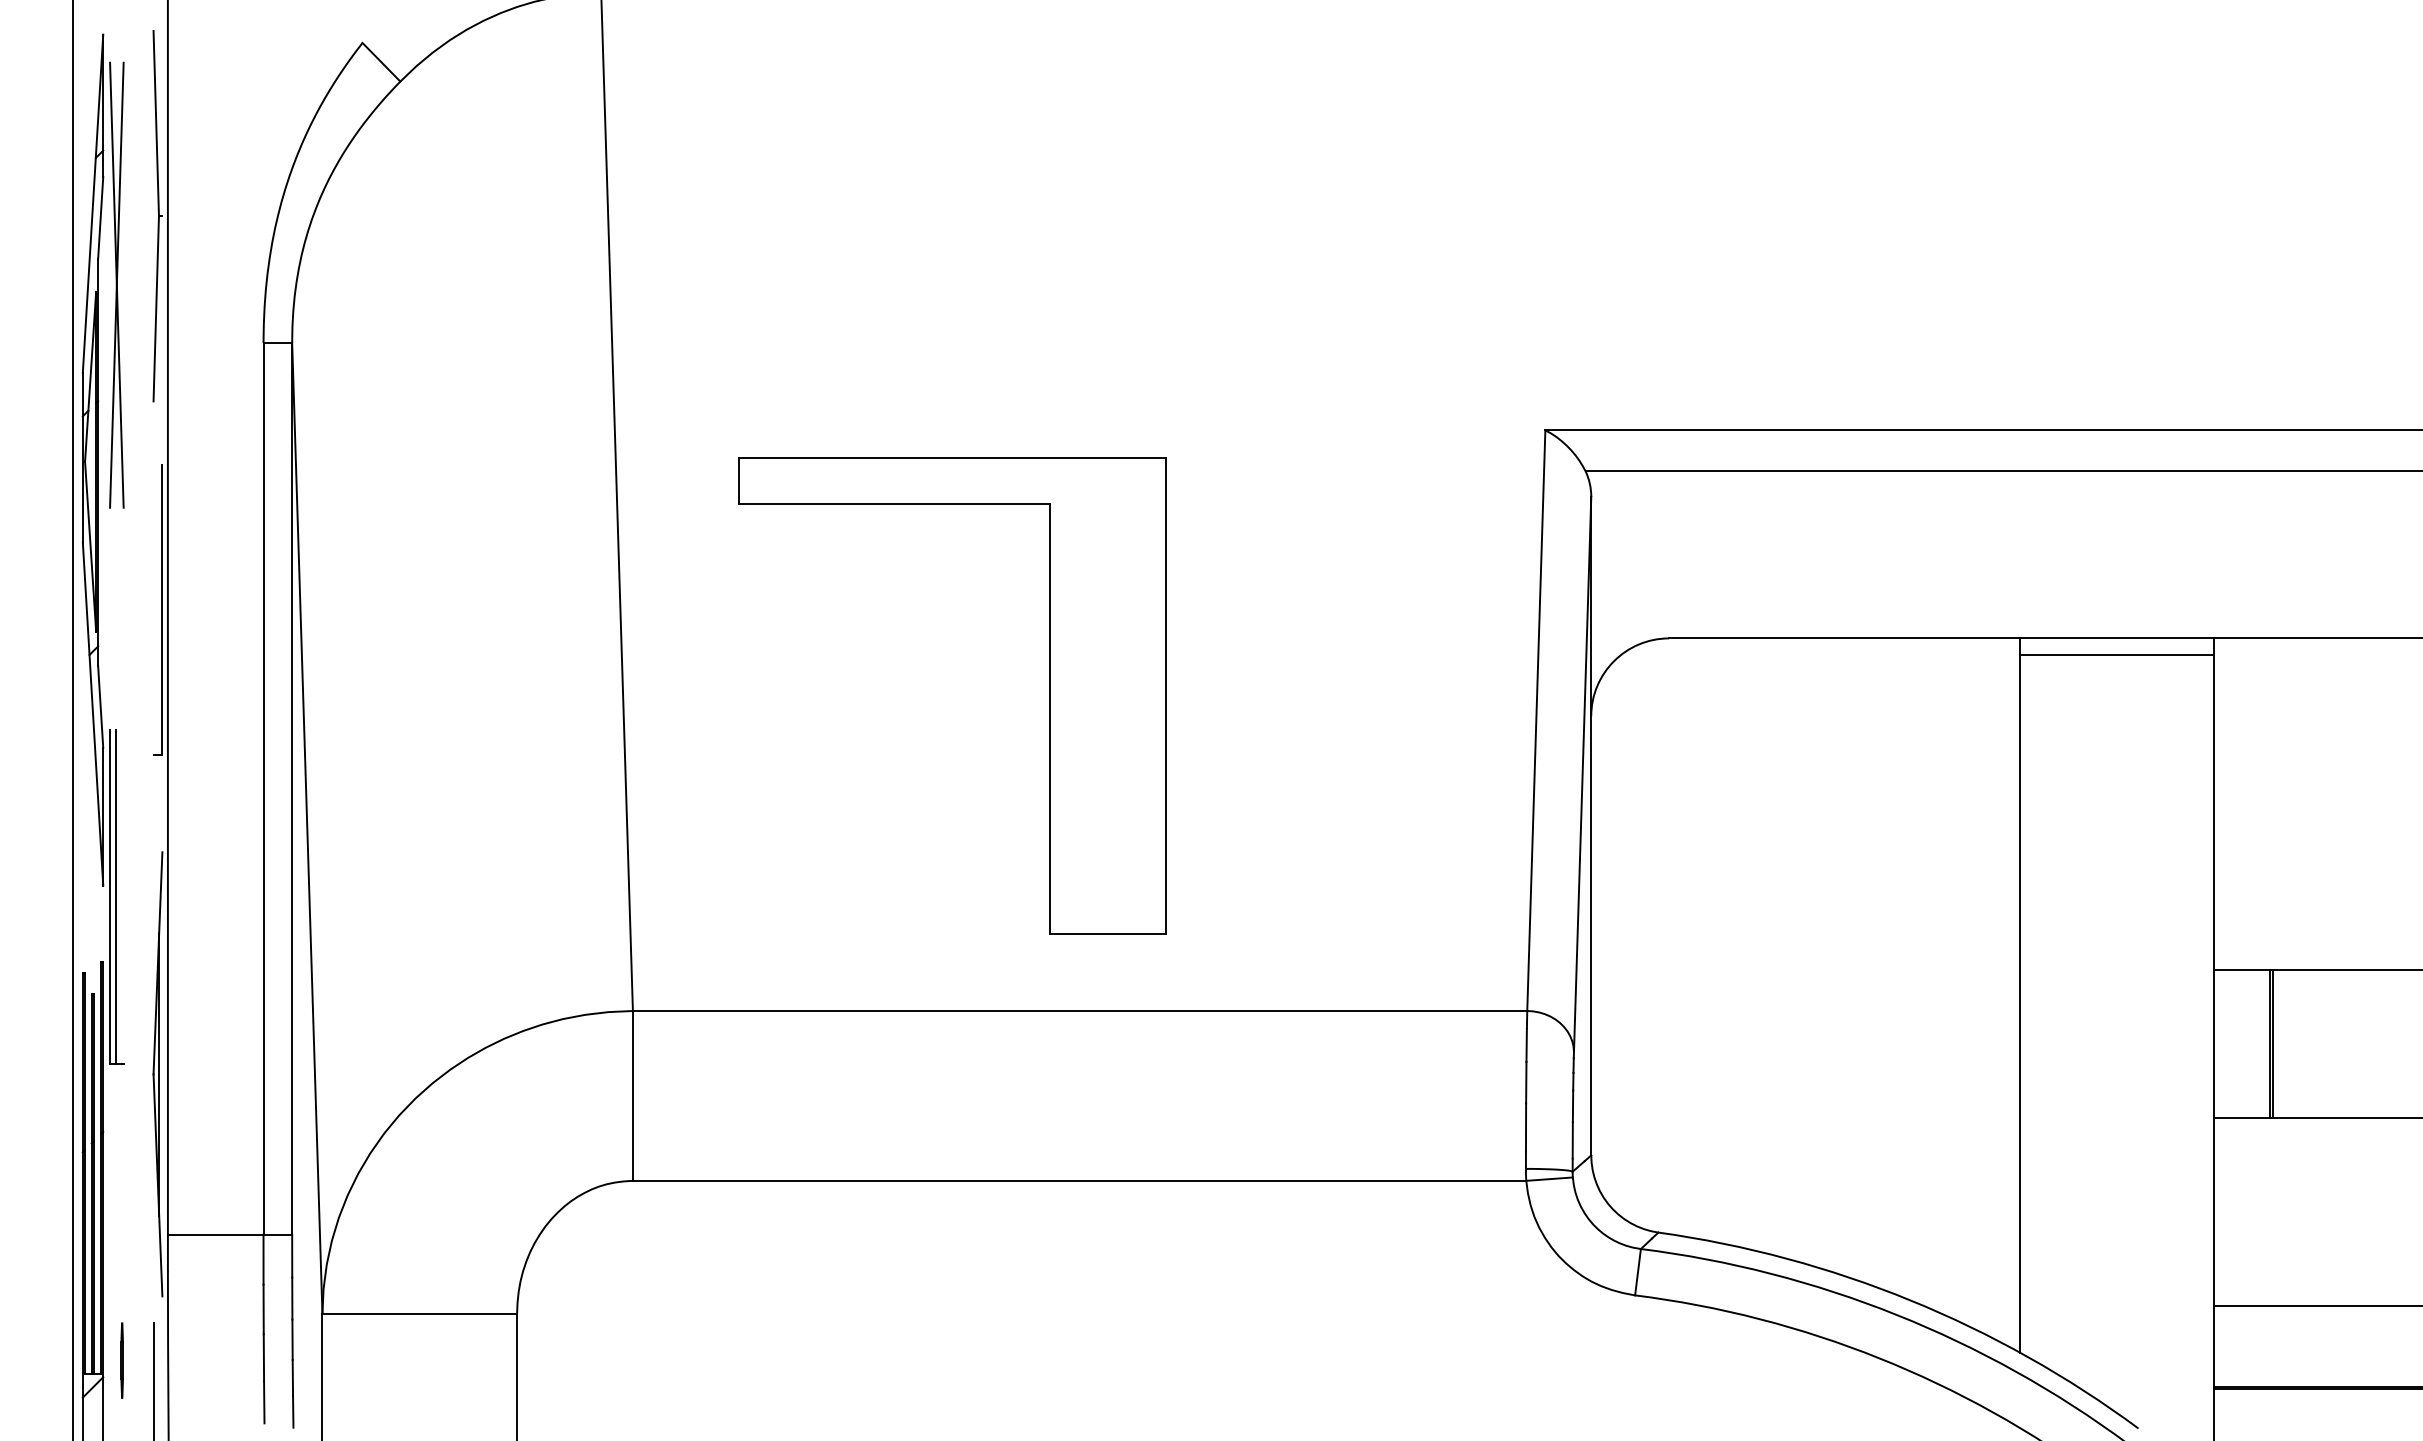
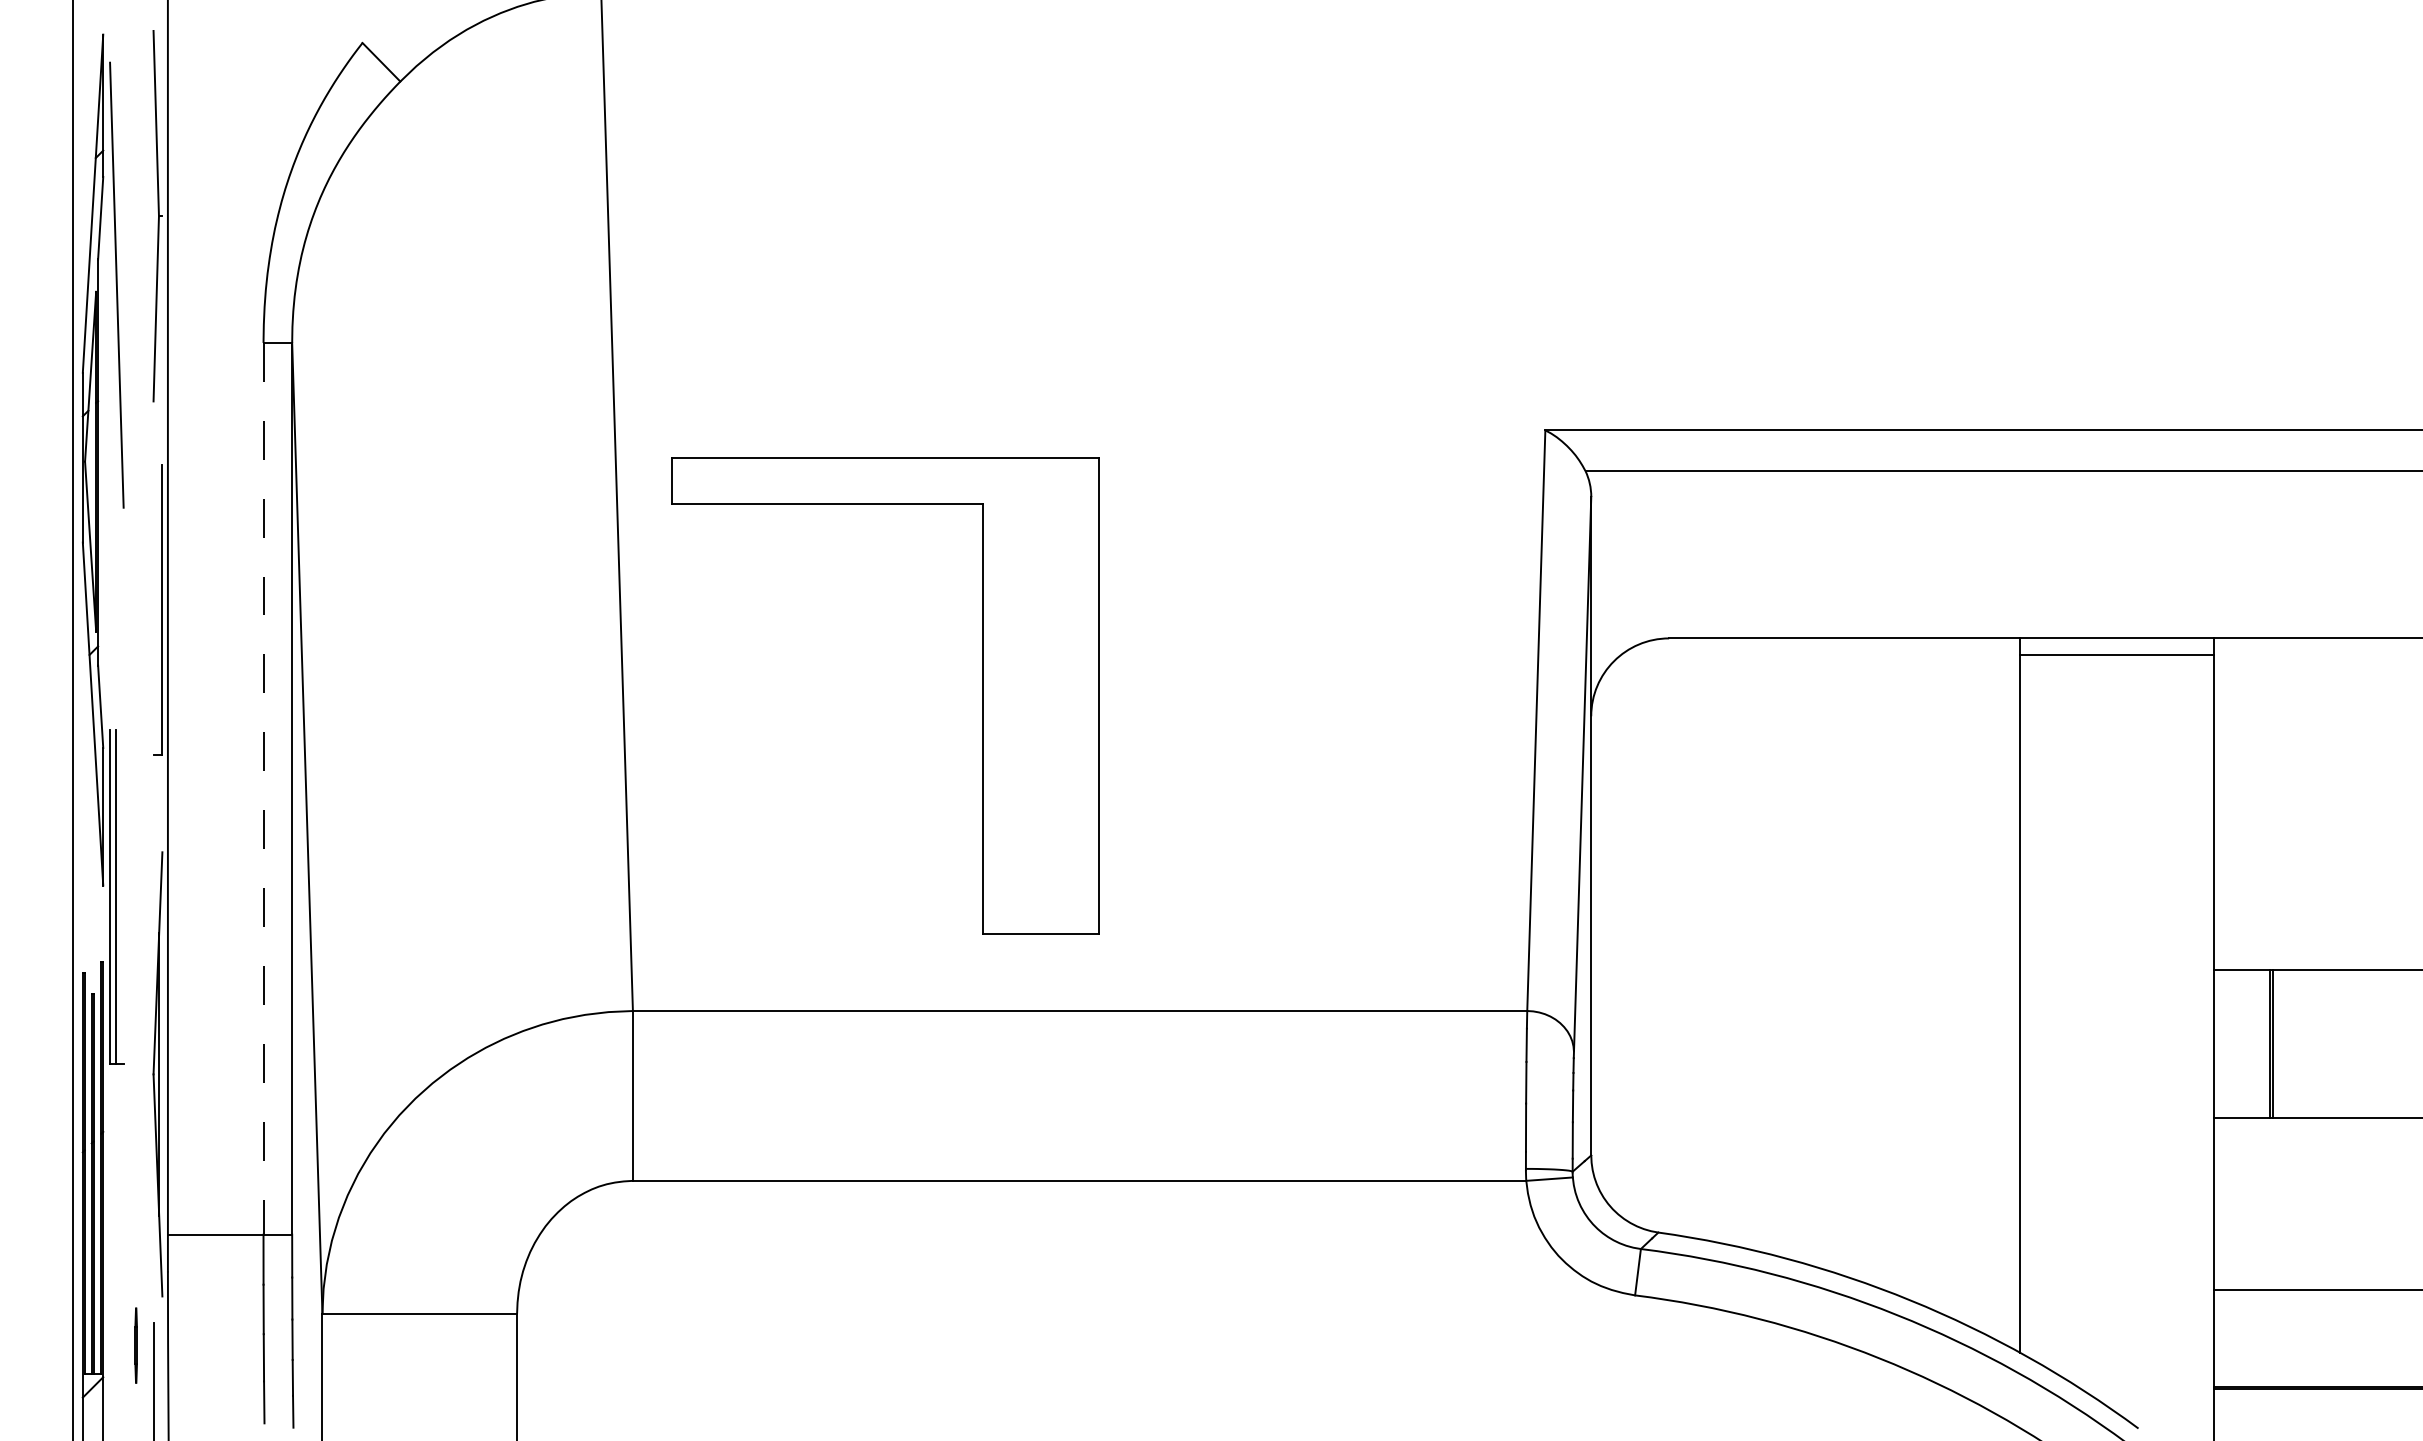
line: present -> none (116, 284)
part position: (1049, 695) -> (982, 695) (982, 695)
line: solid -> dashed (263, 788)
line position: (2316, 1306) -> (2316, 1290) (2316, 1290)
line position: (121, 1360) -> (135, 1345) (135, 1345)
